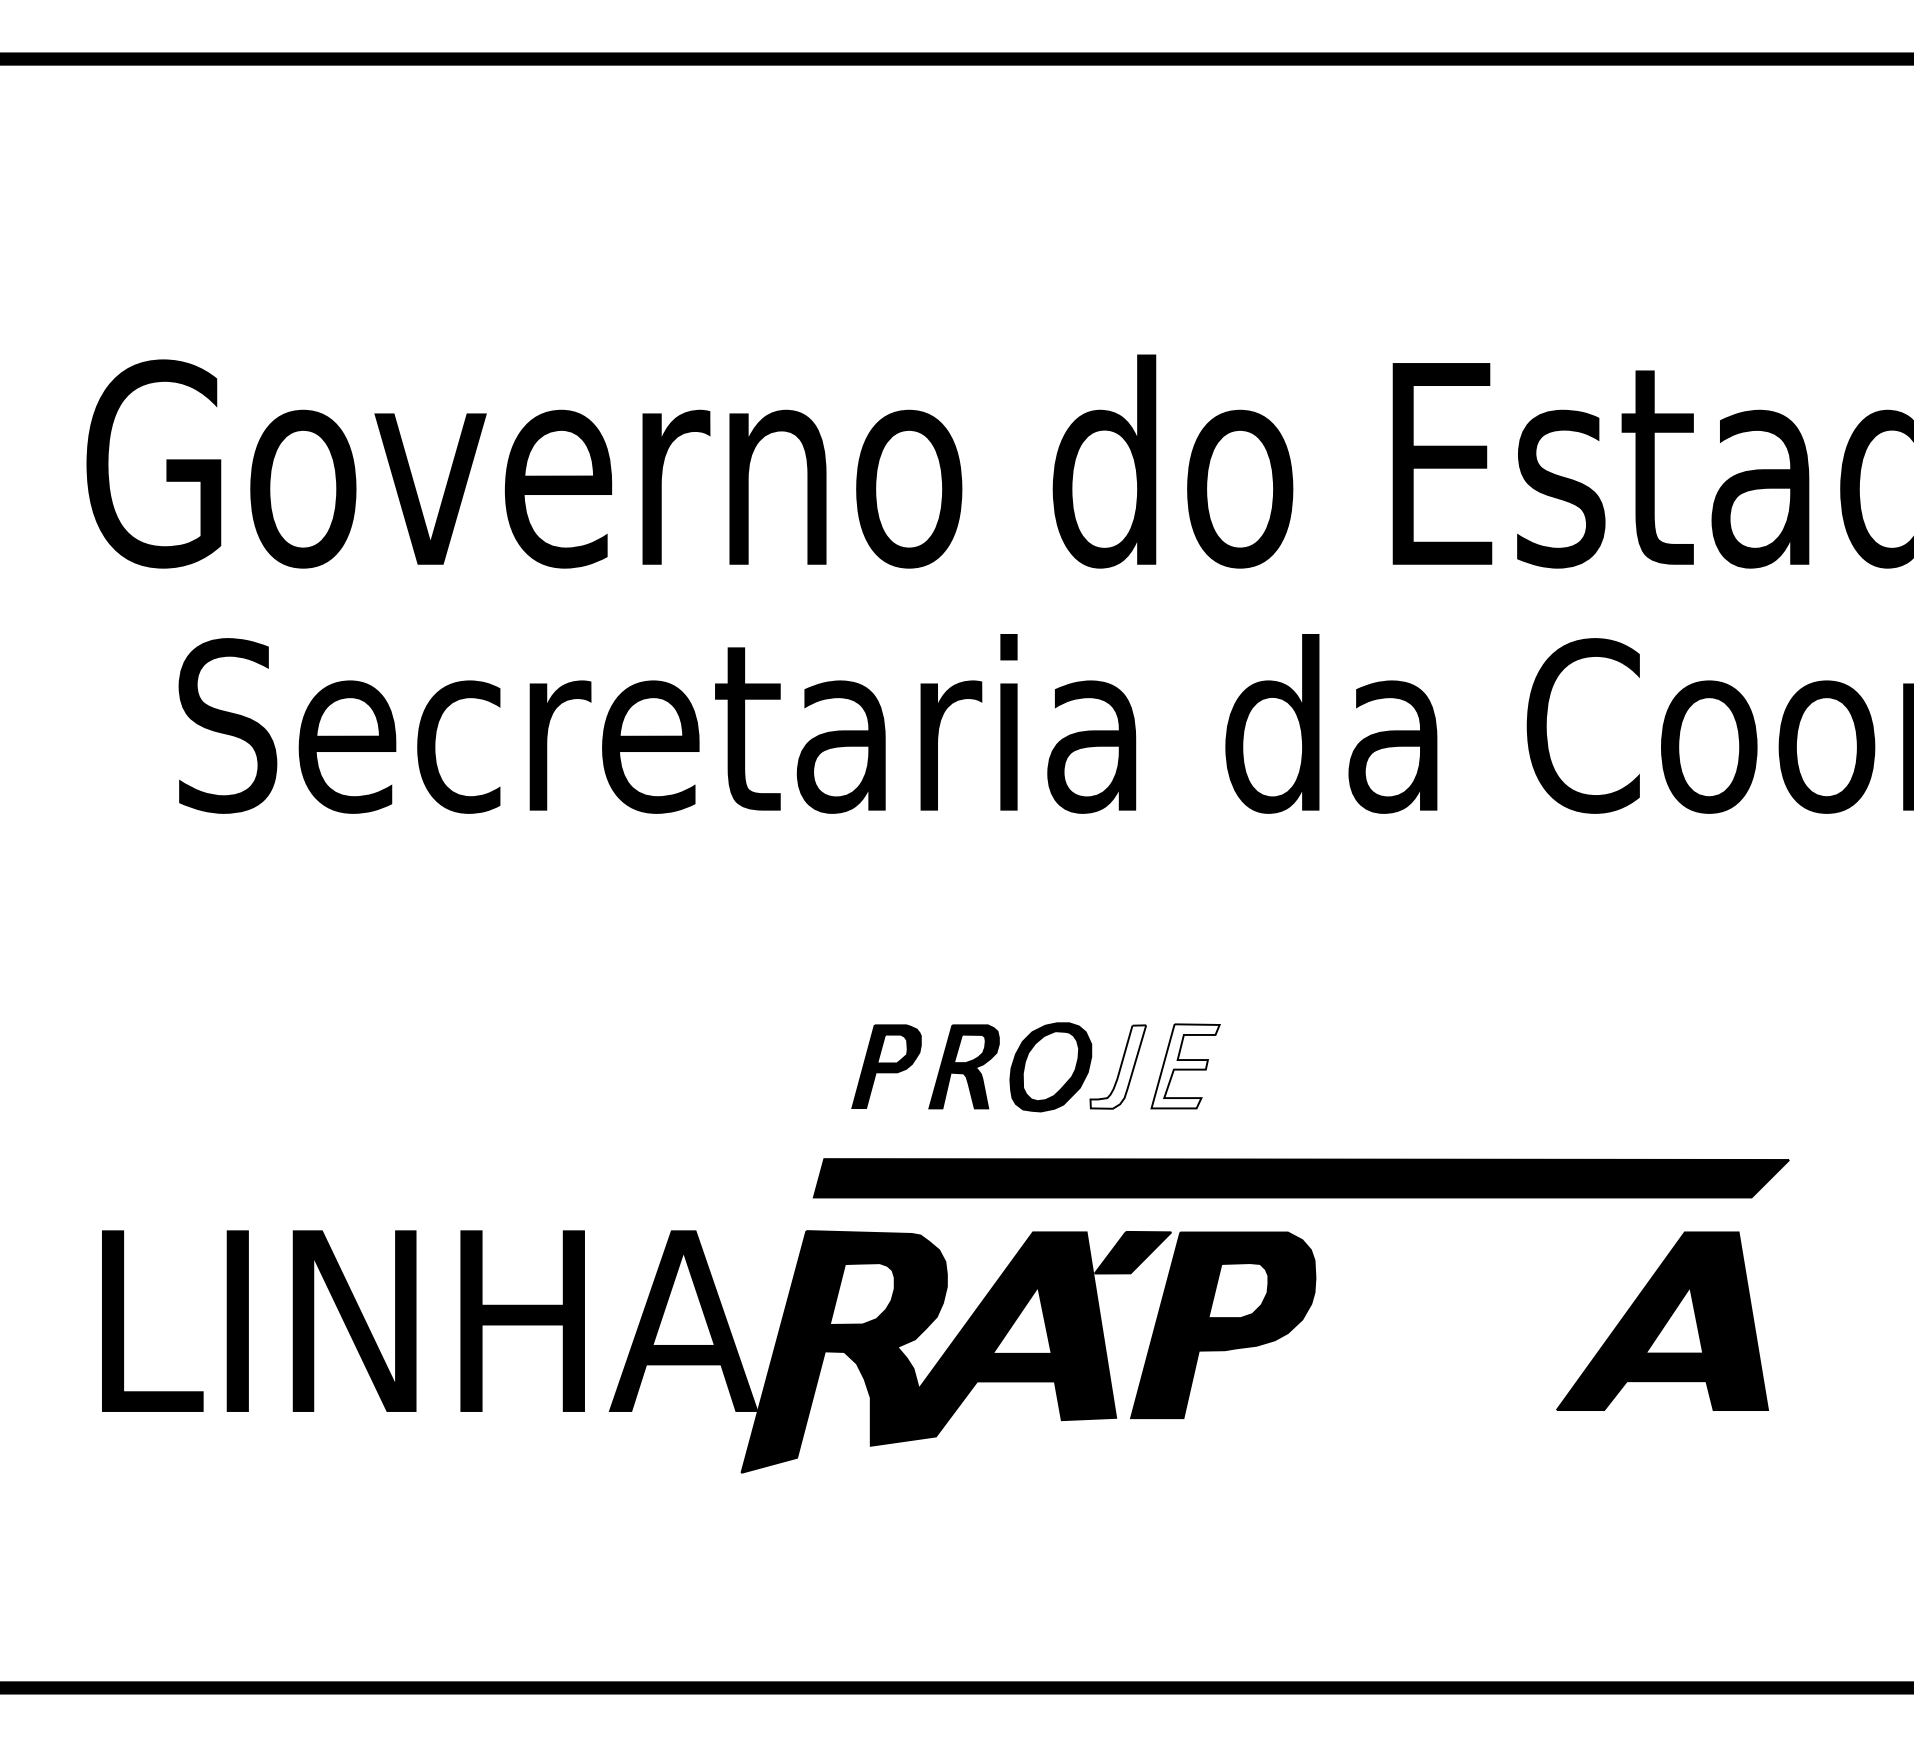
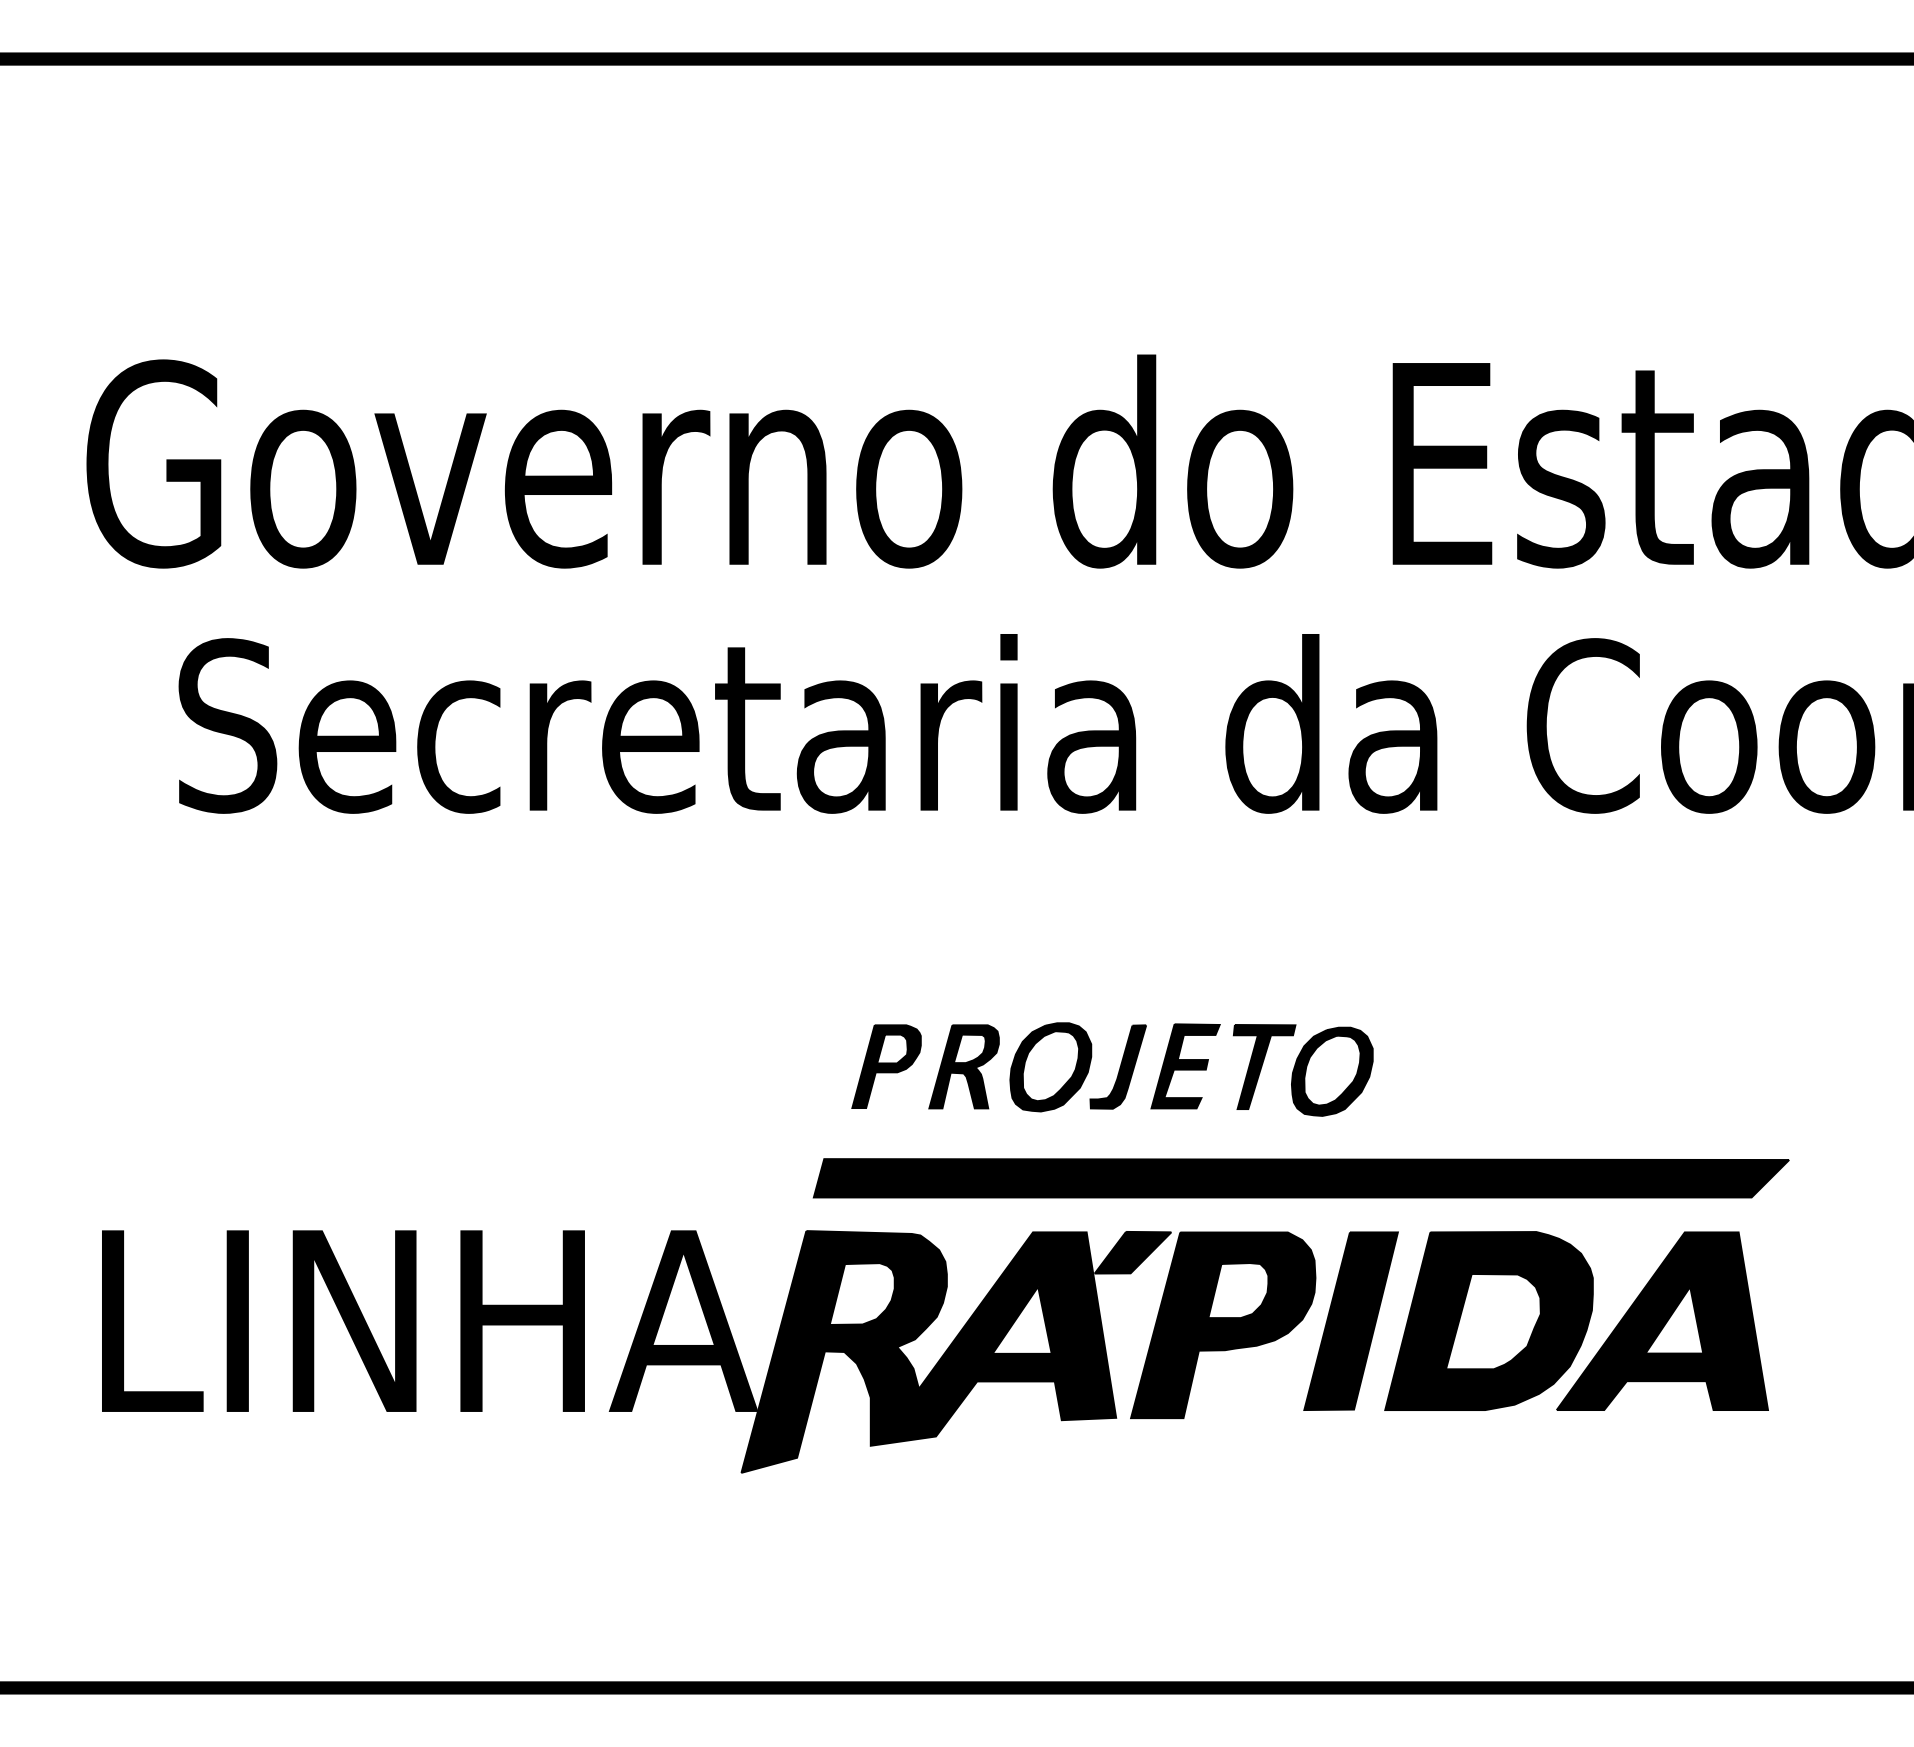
fill: none -> present (1118, 1066)
fill: none -> present (1185, 1066)
part: none -> present (1303, 1070)
part: none -> present (1448, 1320)
